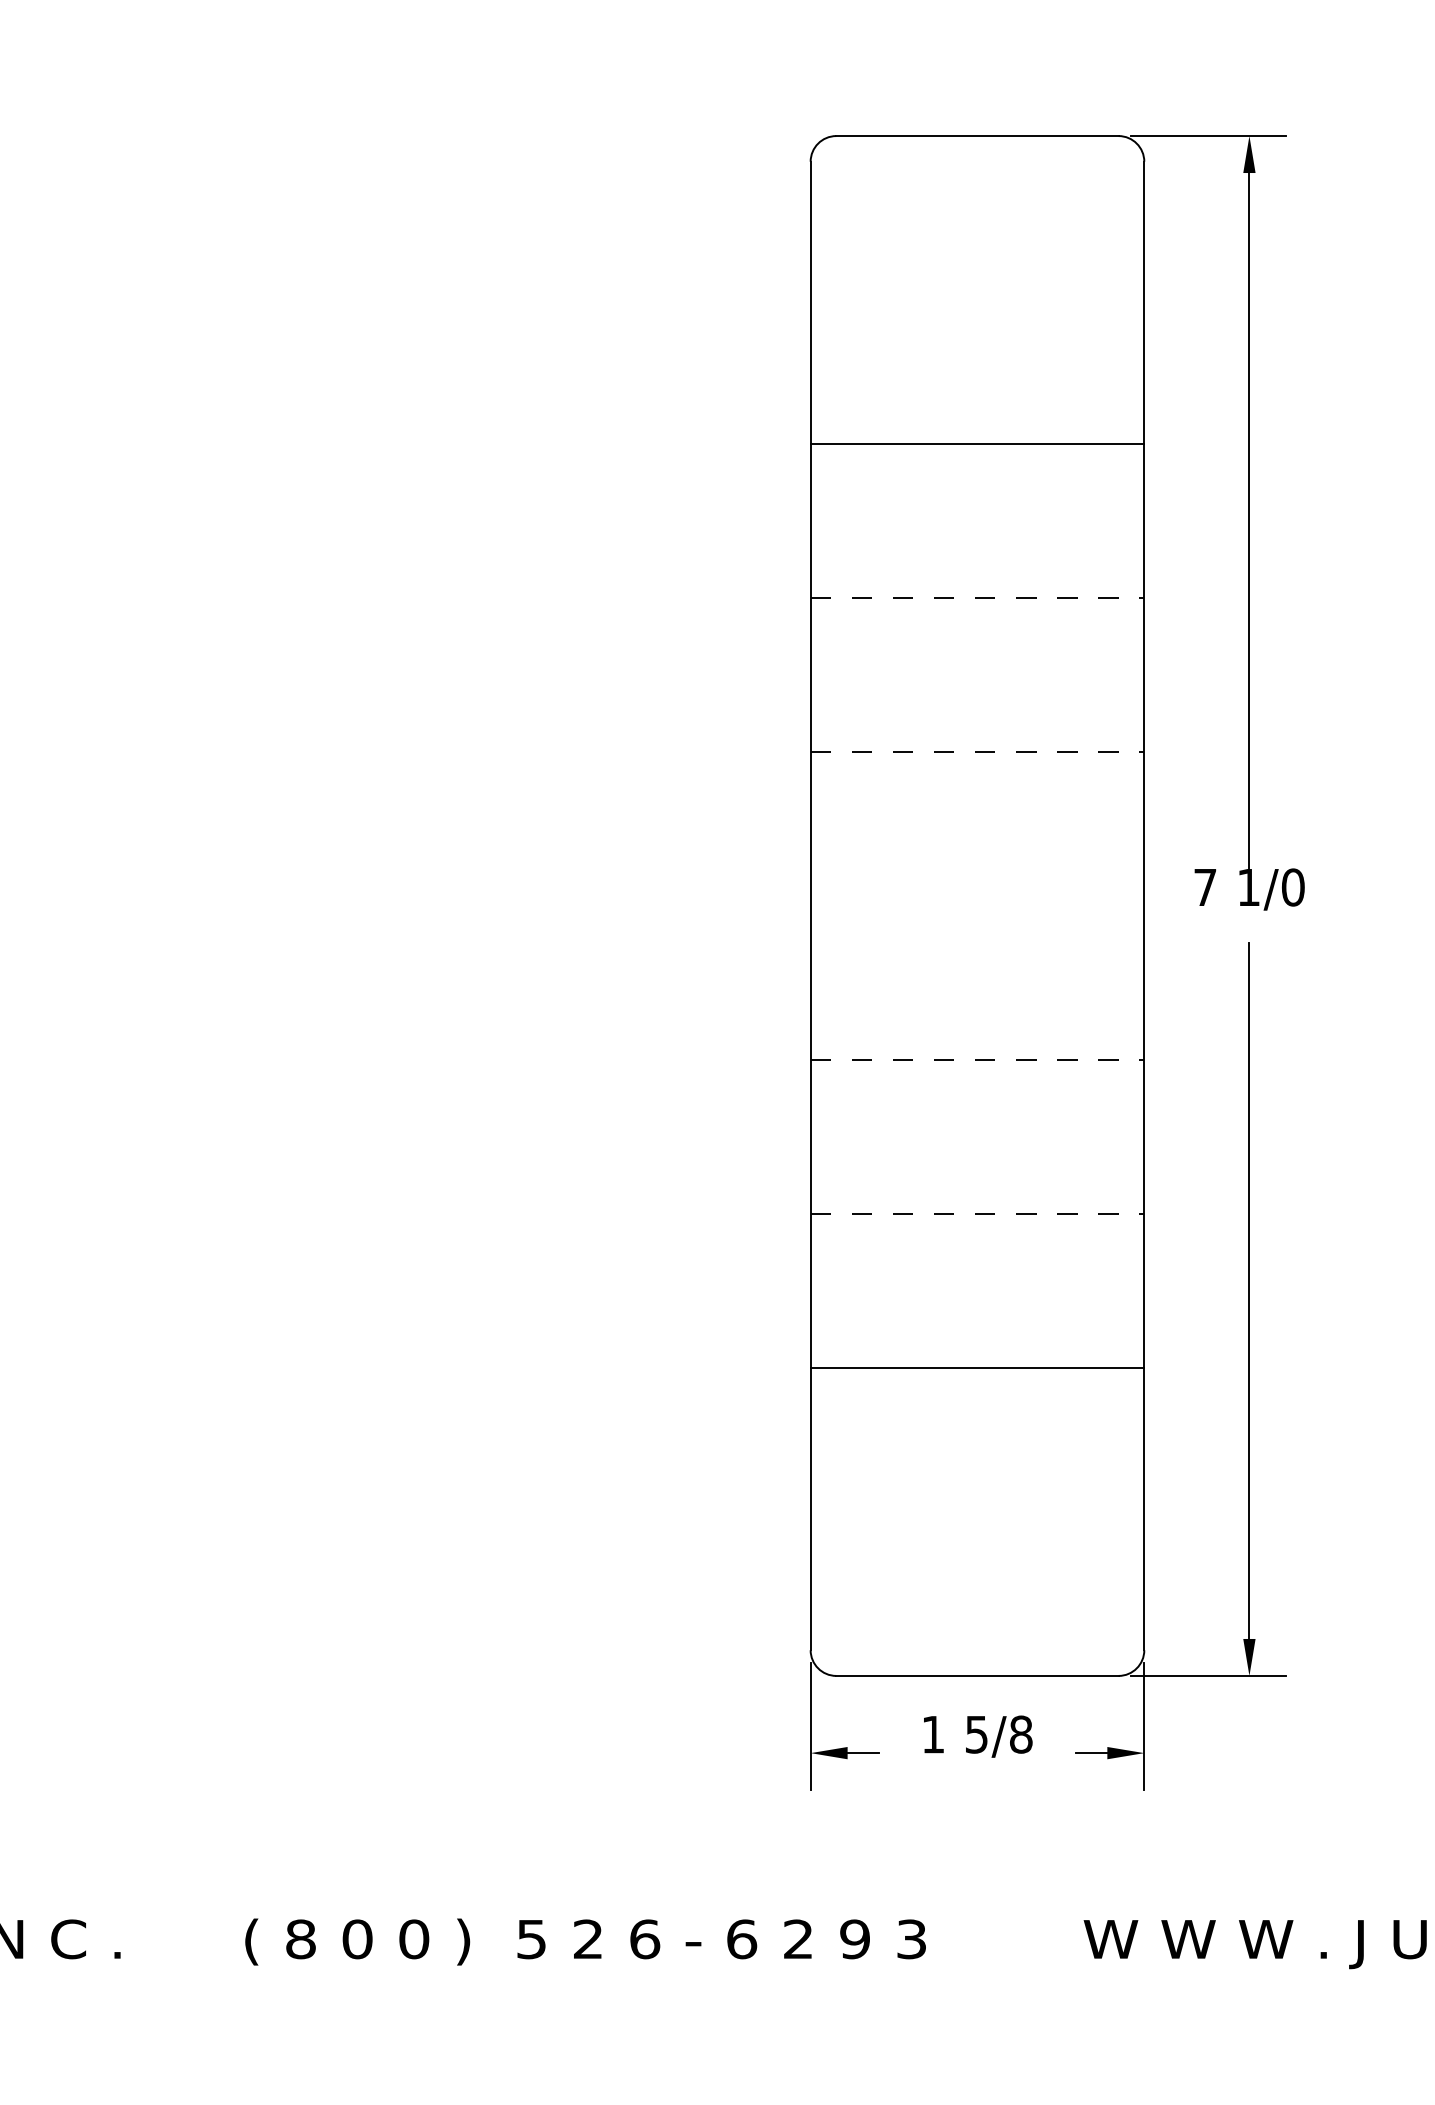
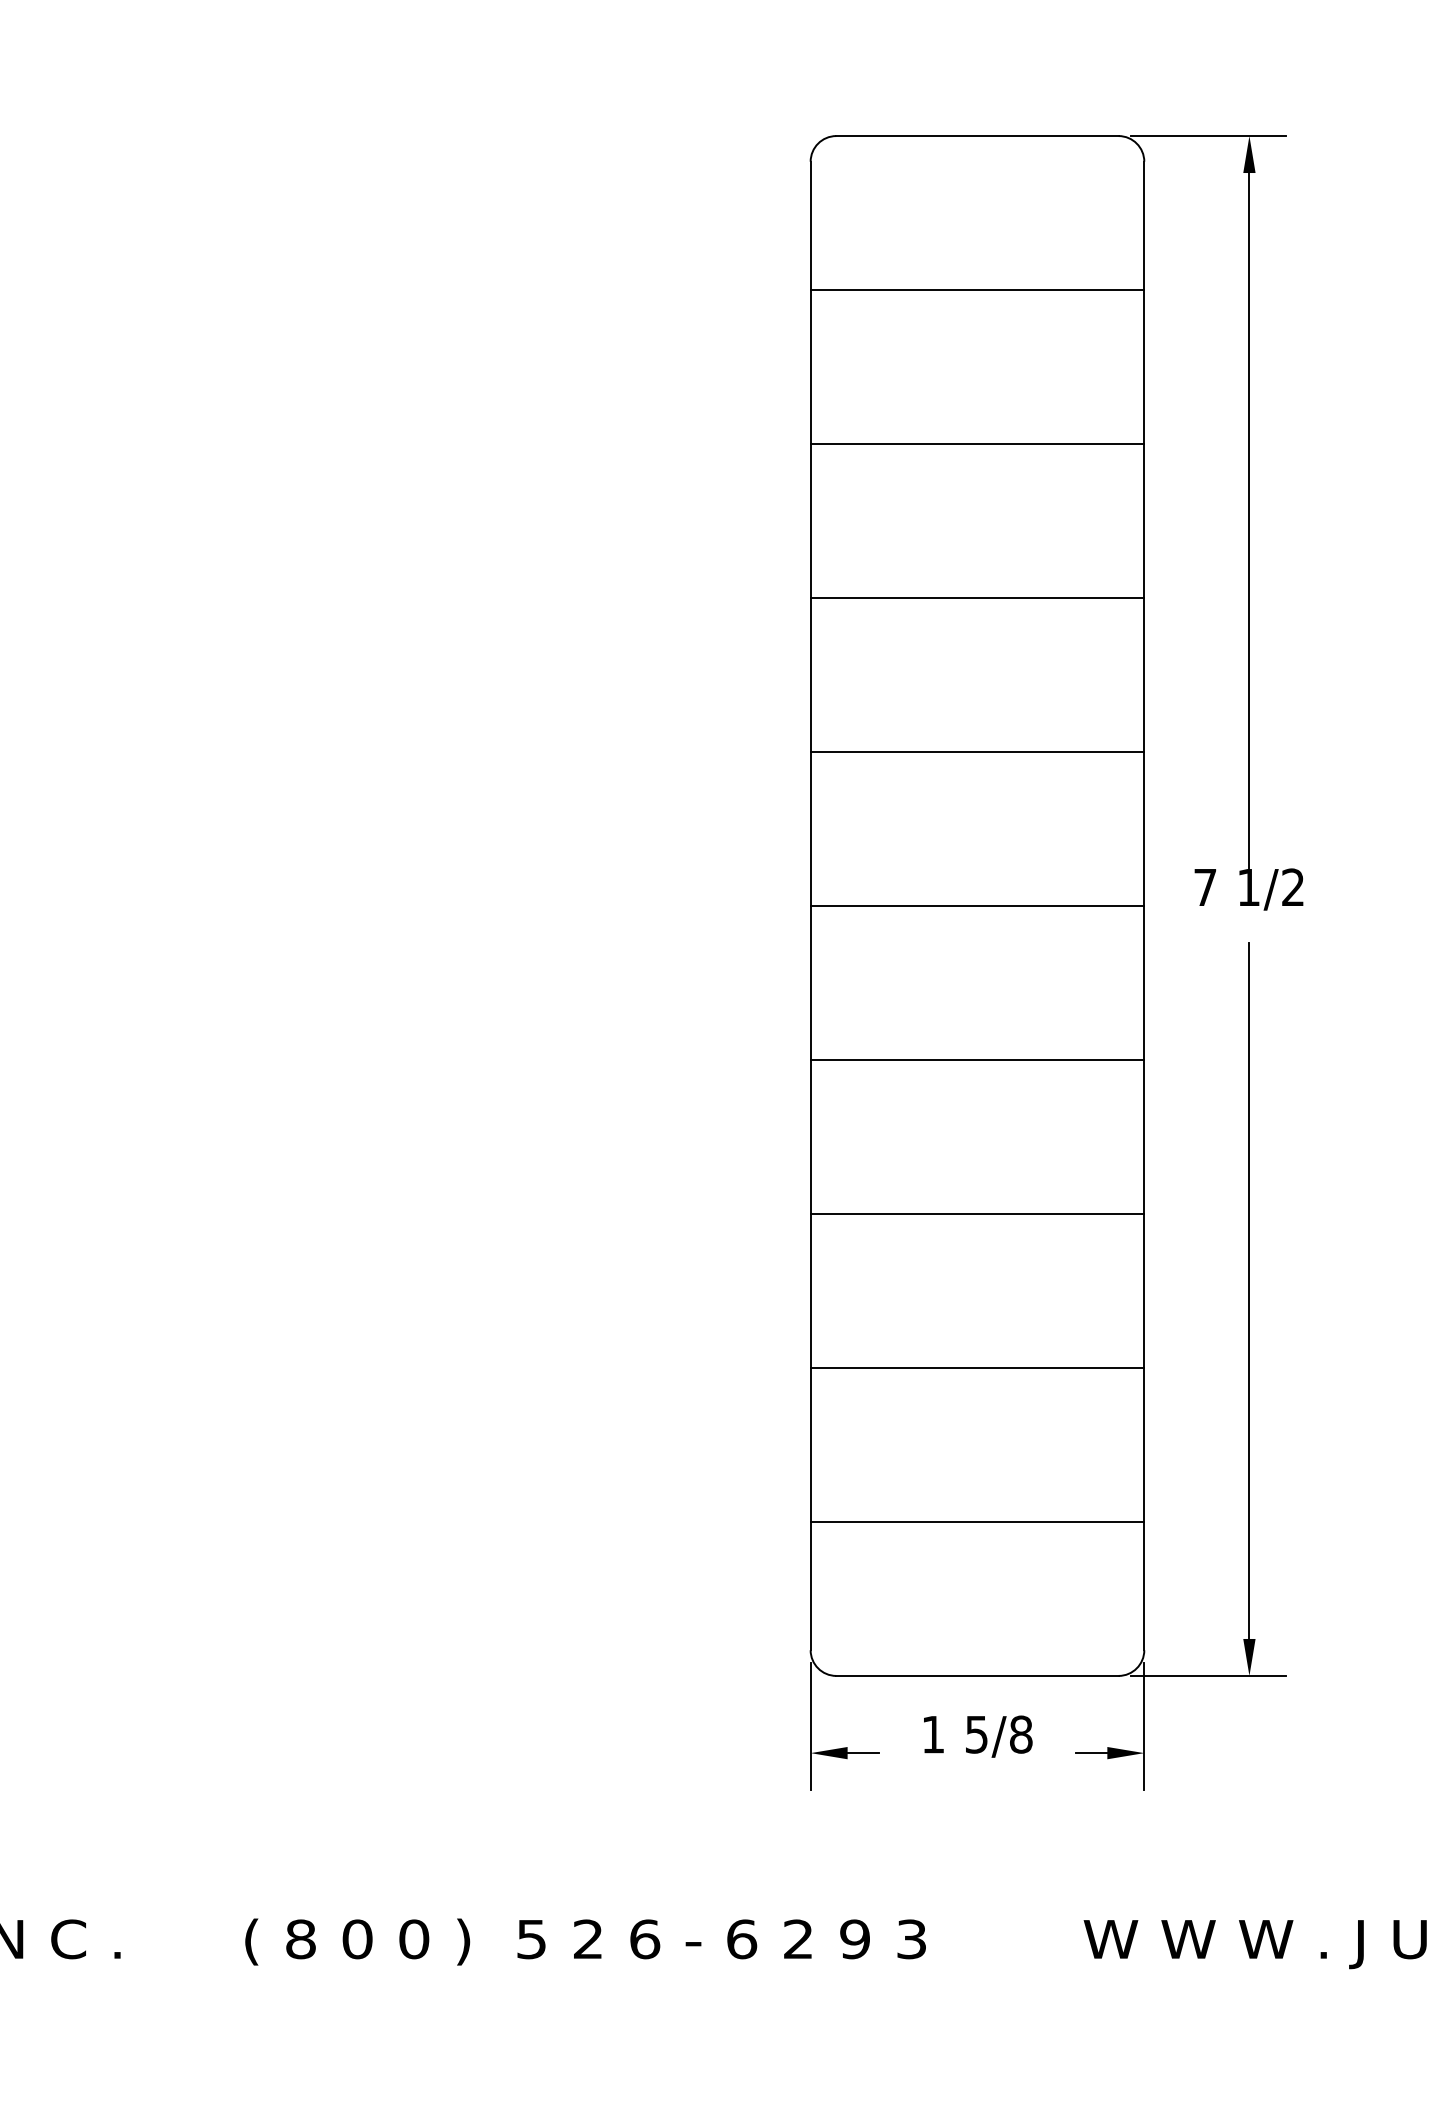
line: none -> present (977, 290)
line: dashed -> solid (977, 598)
line: dashed -> solid (977, 752)
text: 1/0 -> 1/2 (1292, 887)
line: none -> present (977, 906)
line: dashed -> solid (977, 1059)
line: dashed -> solid (977, 1213)
line: none -> present (977, 1521)
